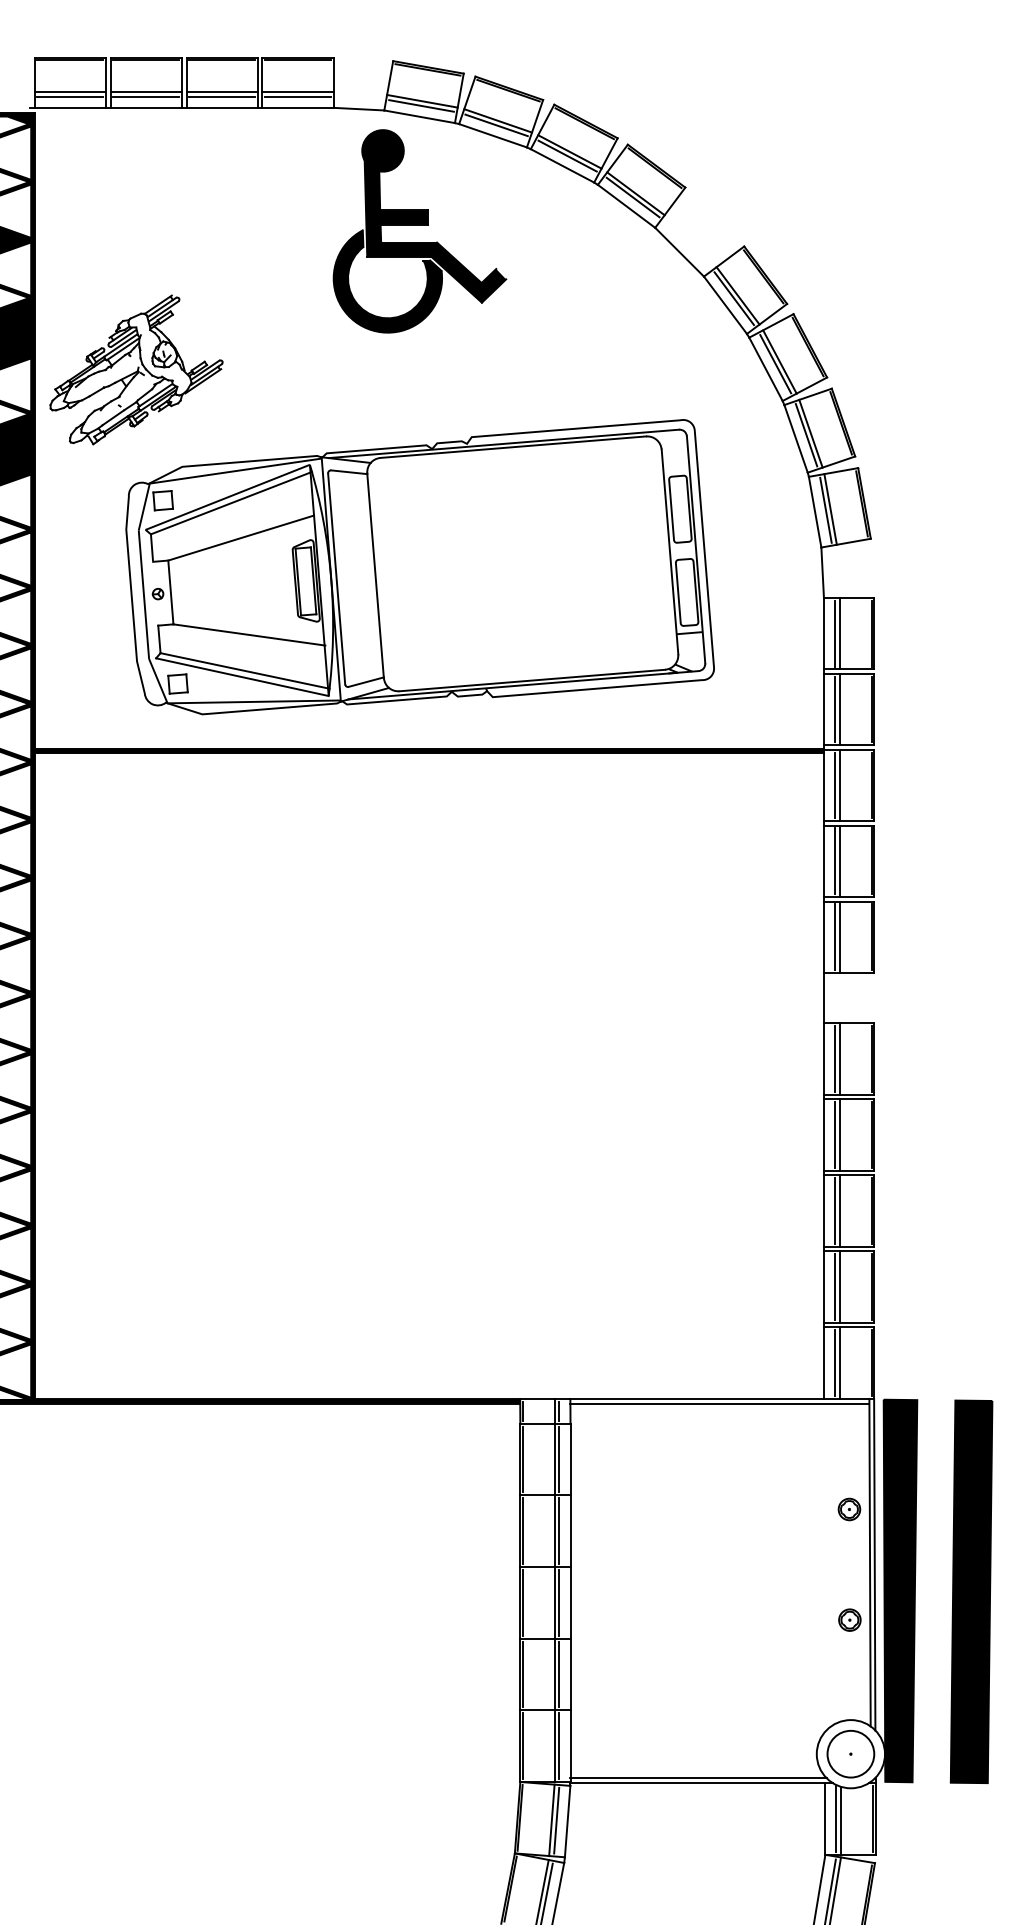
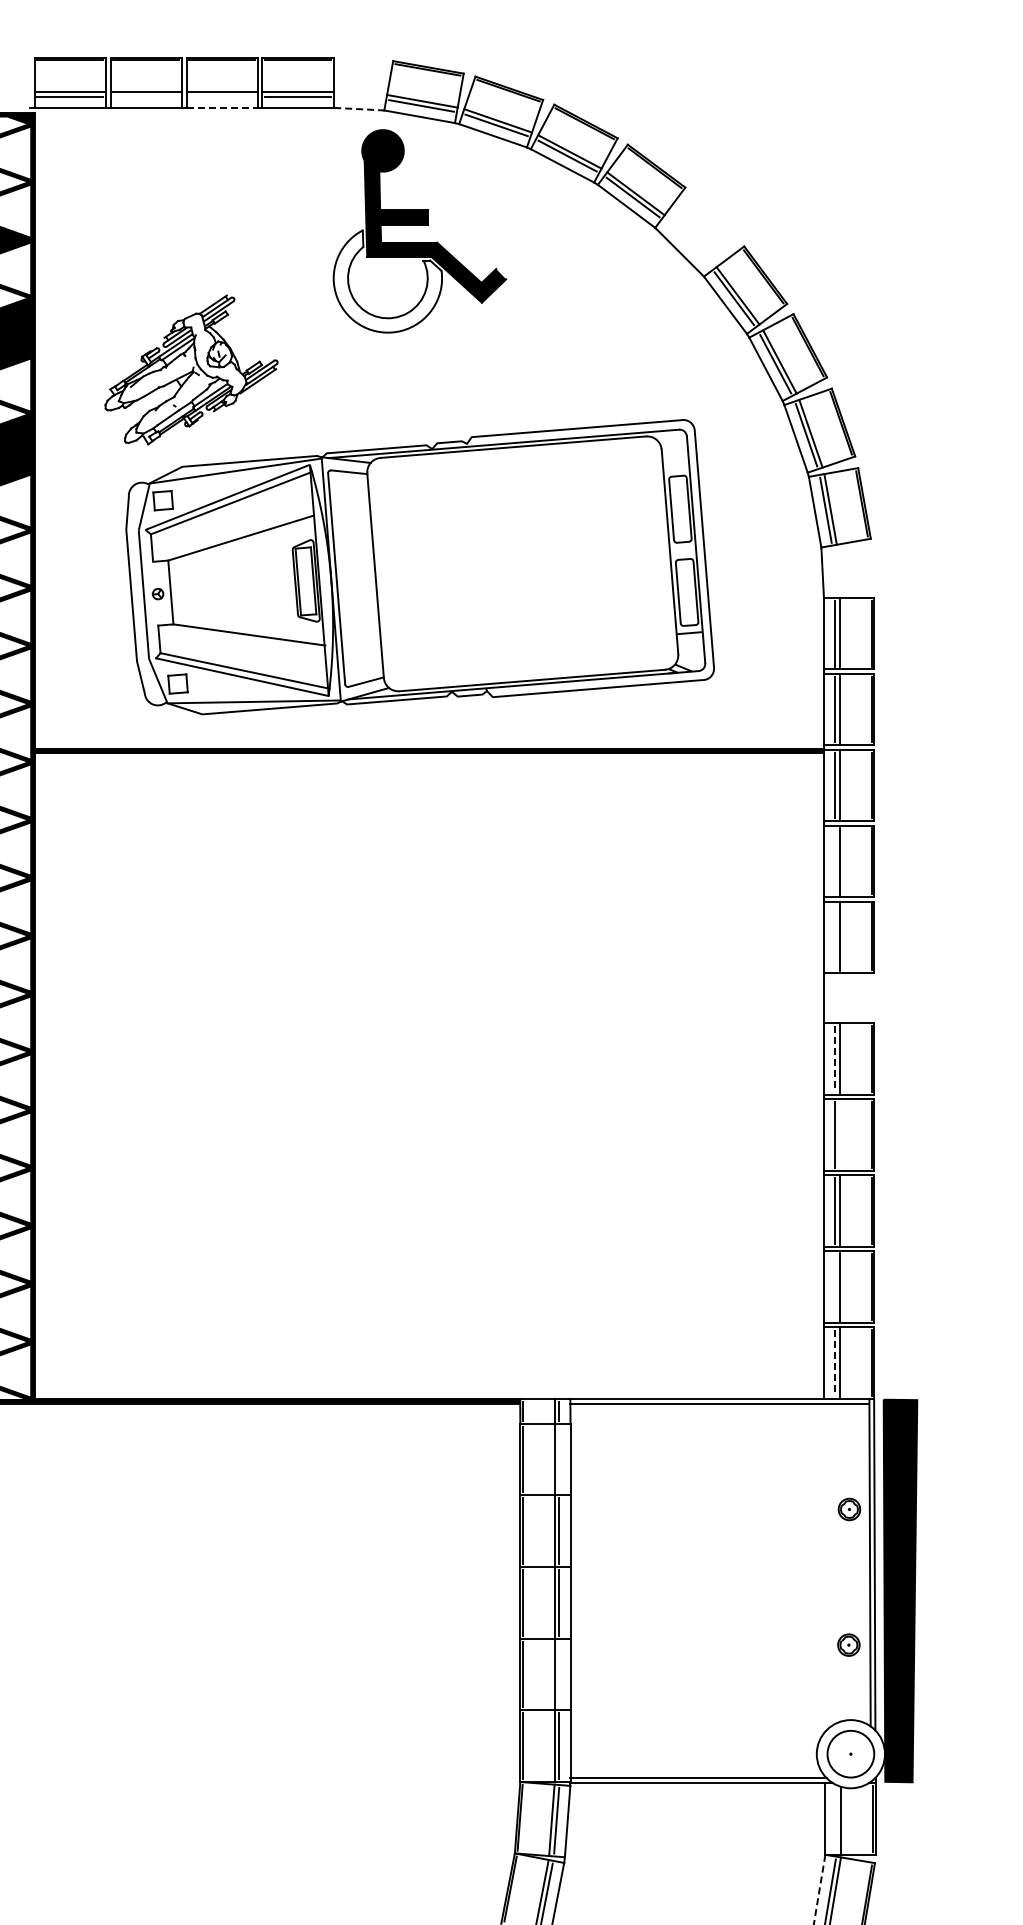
line: present -> none (146, 96)
line: present -> none (222, 96)
line: solid -> dashed (222, 107)
line: solid -> dashed (359, 109)
fill: present -> none (387, 281)
part position: (136, 369) -> (191, 369) (191, 369)
line: present -> none (834, 861)
line: present -> none (834, 937)
line: solid -> dashed (834, 1059)
line: present -> none (839, 1135)
line: present -> none (834, 1287)
line: solid -> dashed (834, 1363)
line: present -> none (559, 1459)
part: present -> none (971, 1591)
part position: (849, 1619) -> (848, 1644) (848, 1644)
line: present -> none (559, 1674)
line: present -> none (836, 1818)
line: solid -> dashed (819, 1890)
